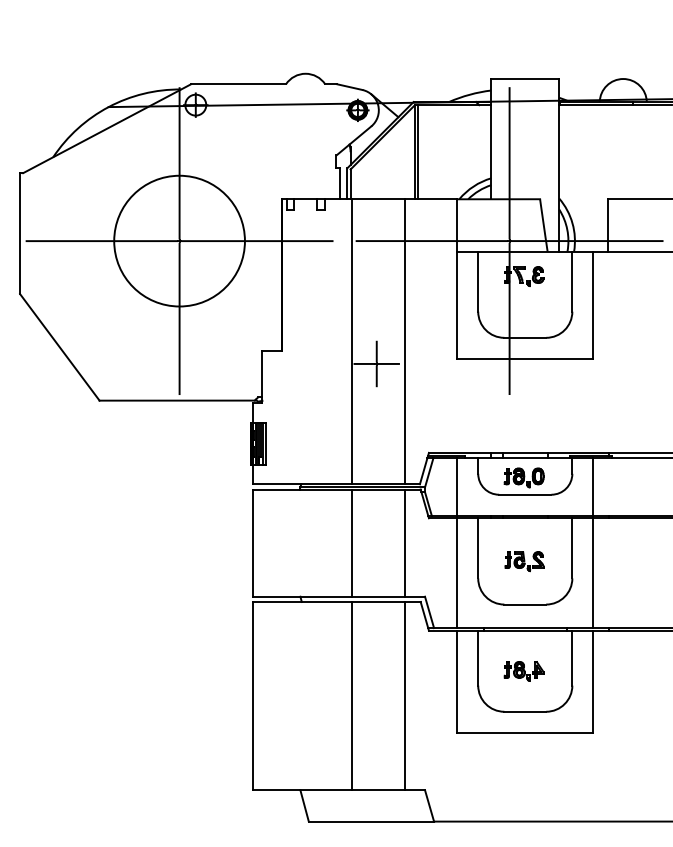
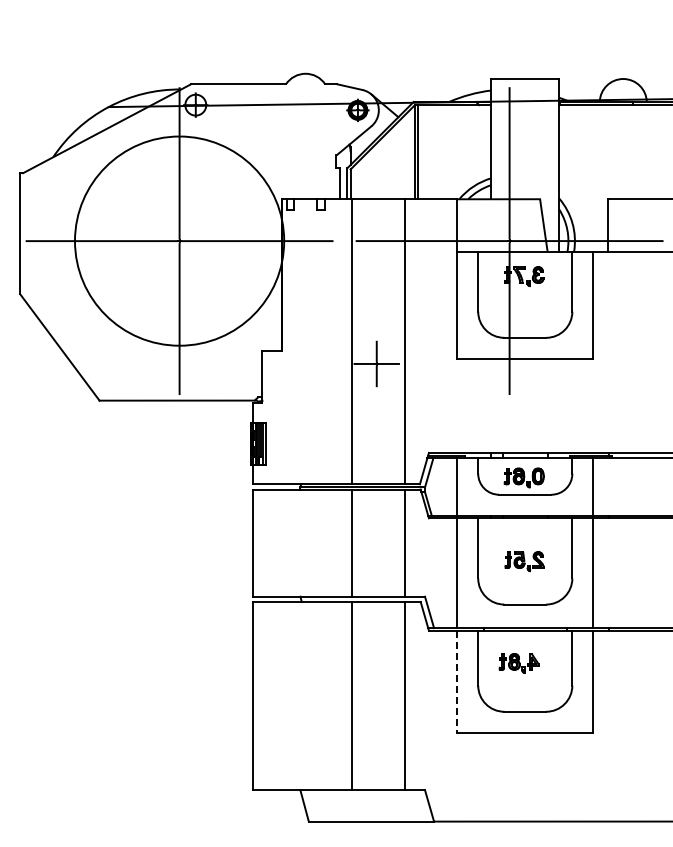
circle diameter: 131 px -> 209 px (179, 240)
part position: (523, 671) -> (518, 663) (518, 663)
line: solid -> dashed (457, 681)
